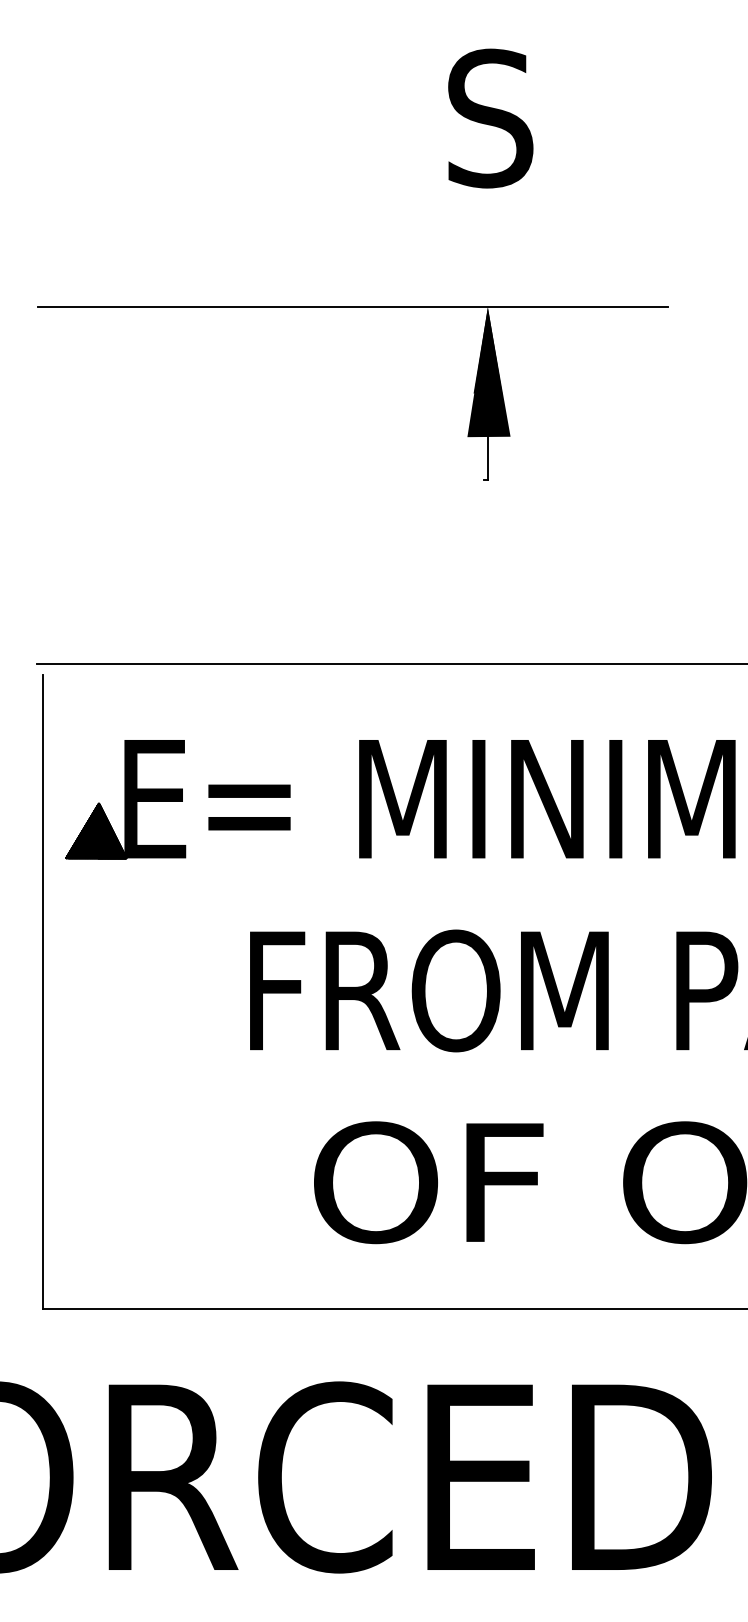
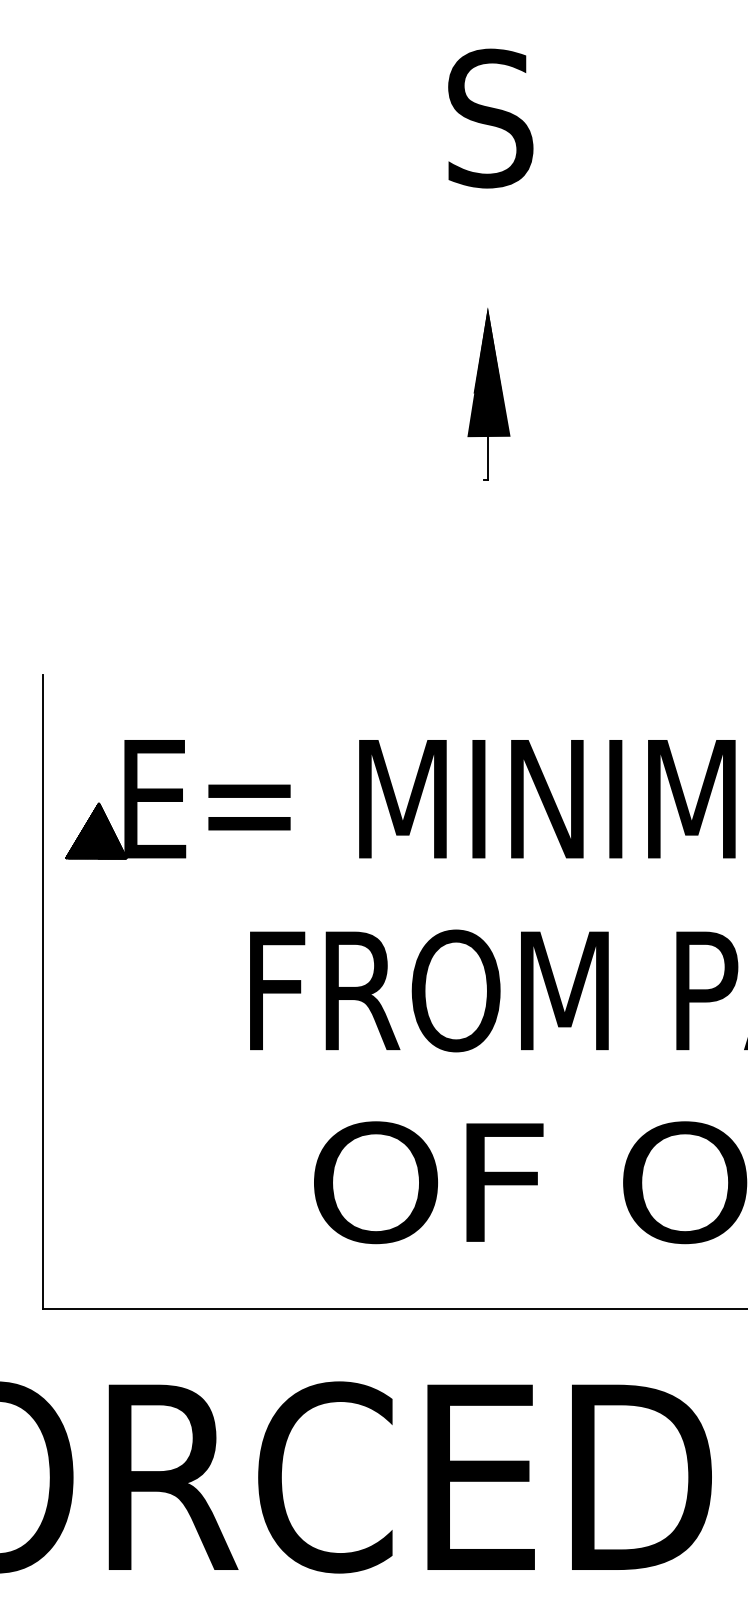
line: present -> none (352, 307)
line: present -> none (390, 663)
